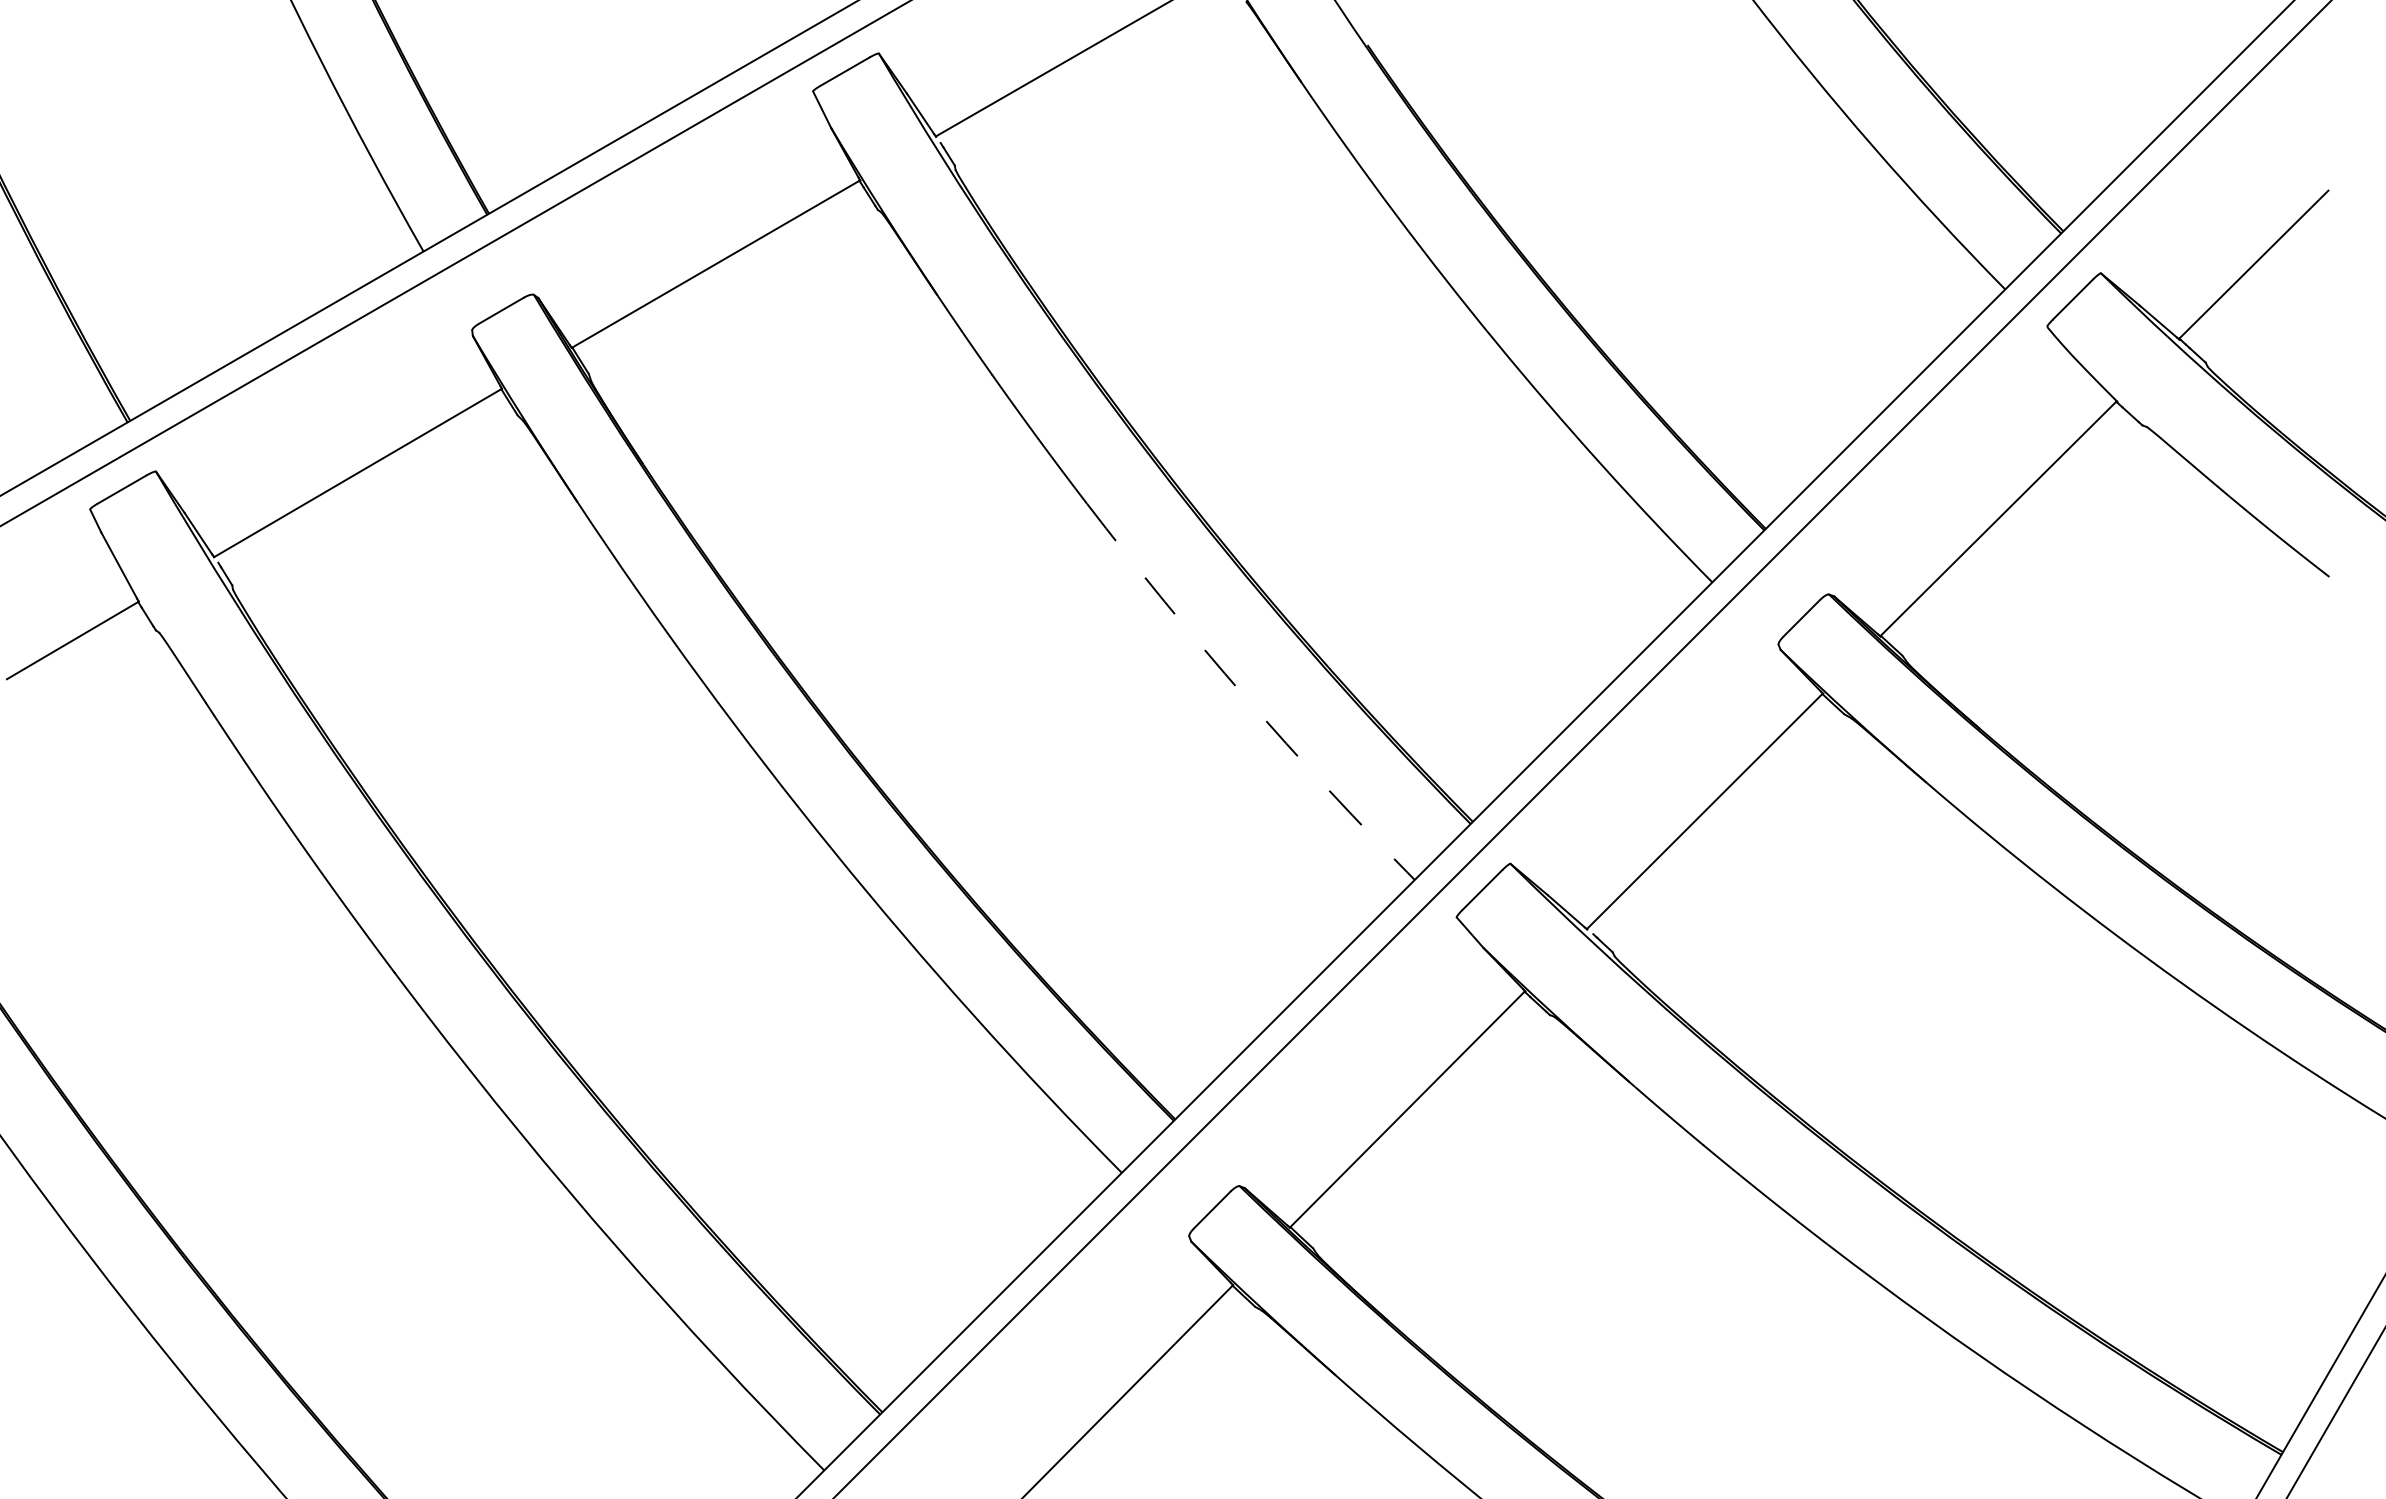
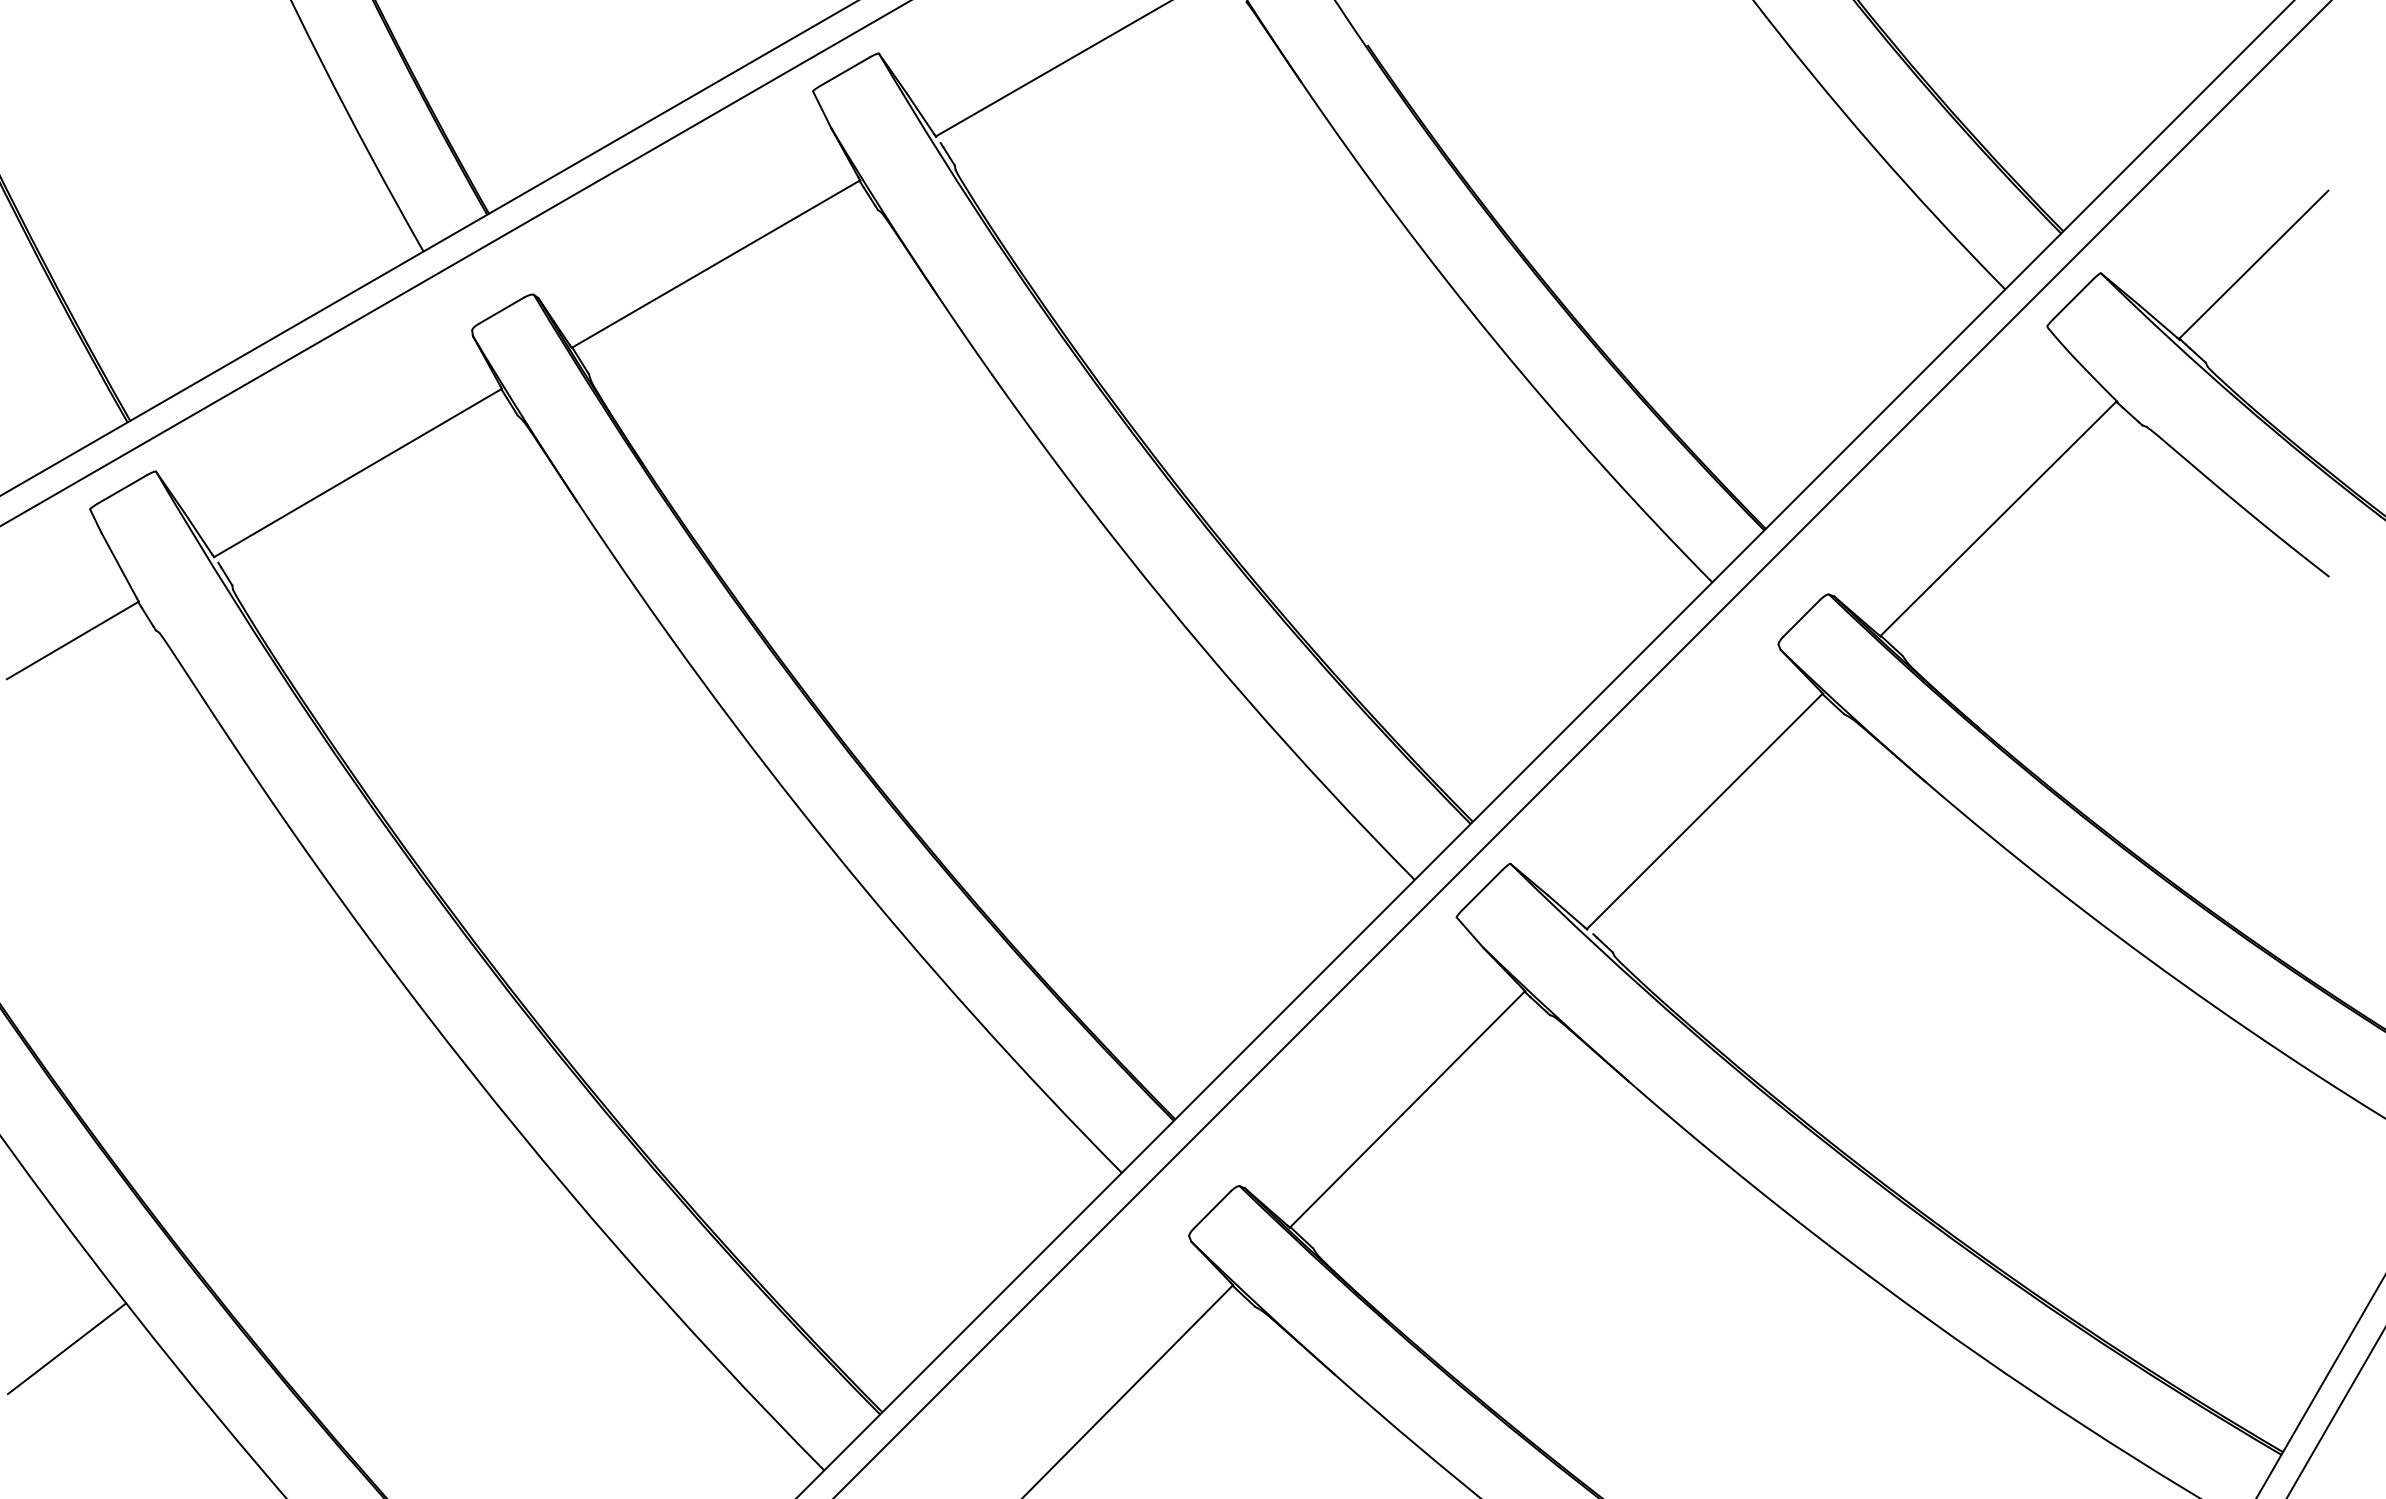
arc: dashed -> solid (1245, 697)
line: none -> present (66, 1348)
